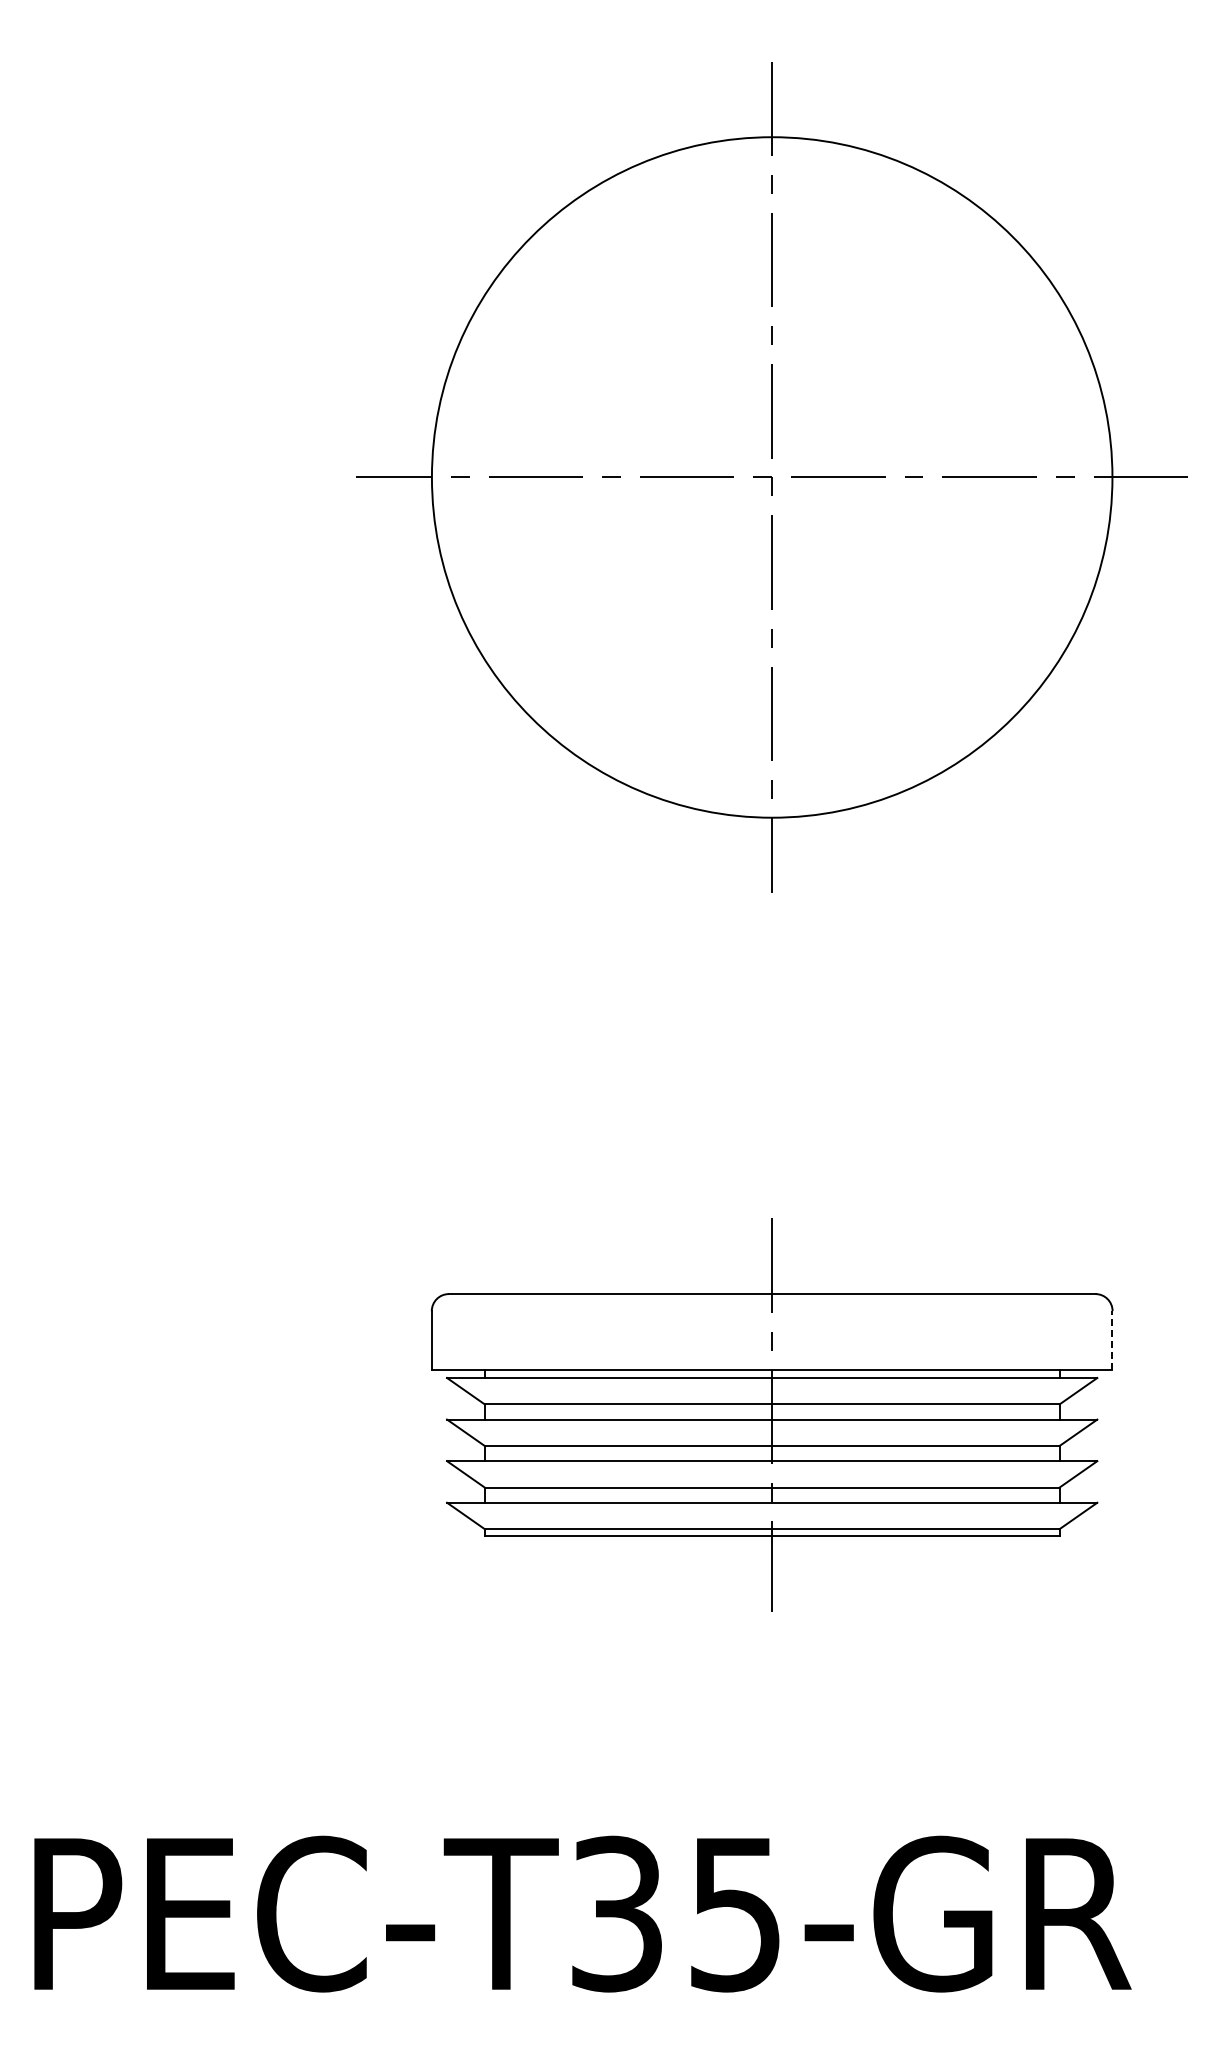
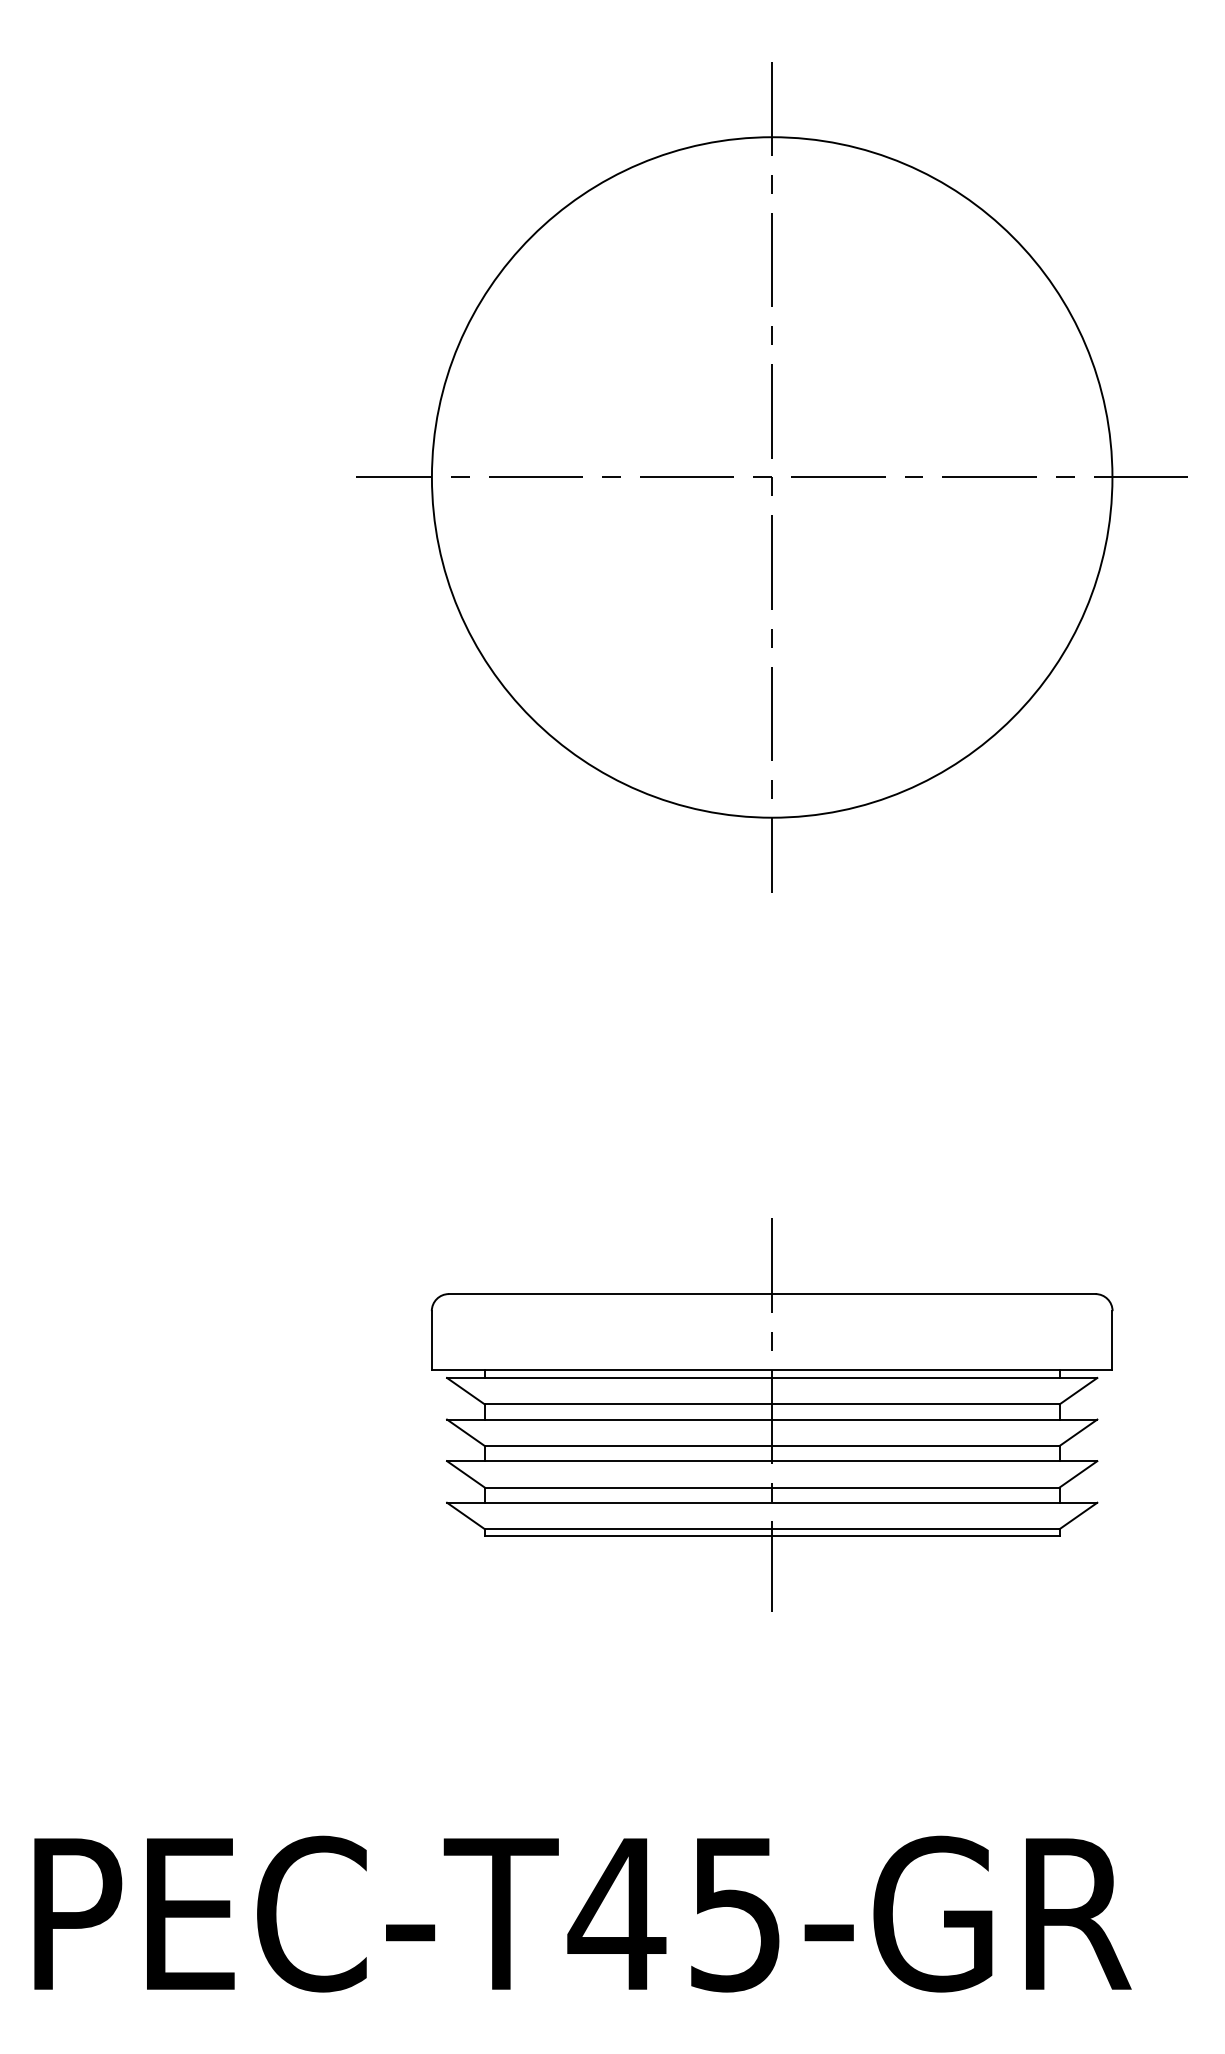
line: dashed -> solid (1112, 1339)
text: PEC-T35-GR -> PEC-T45-GR (616, 1913)
